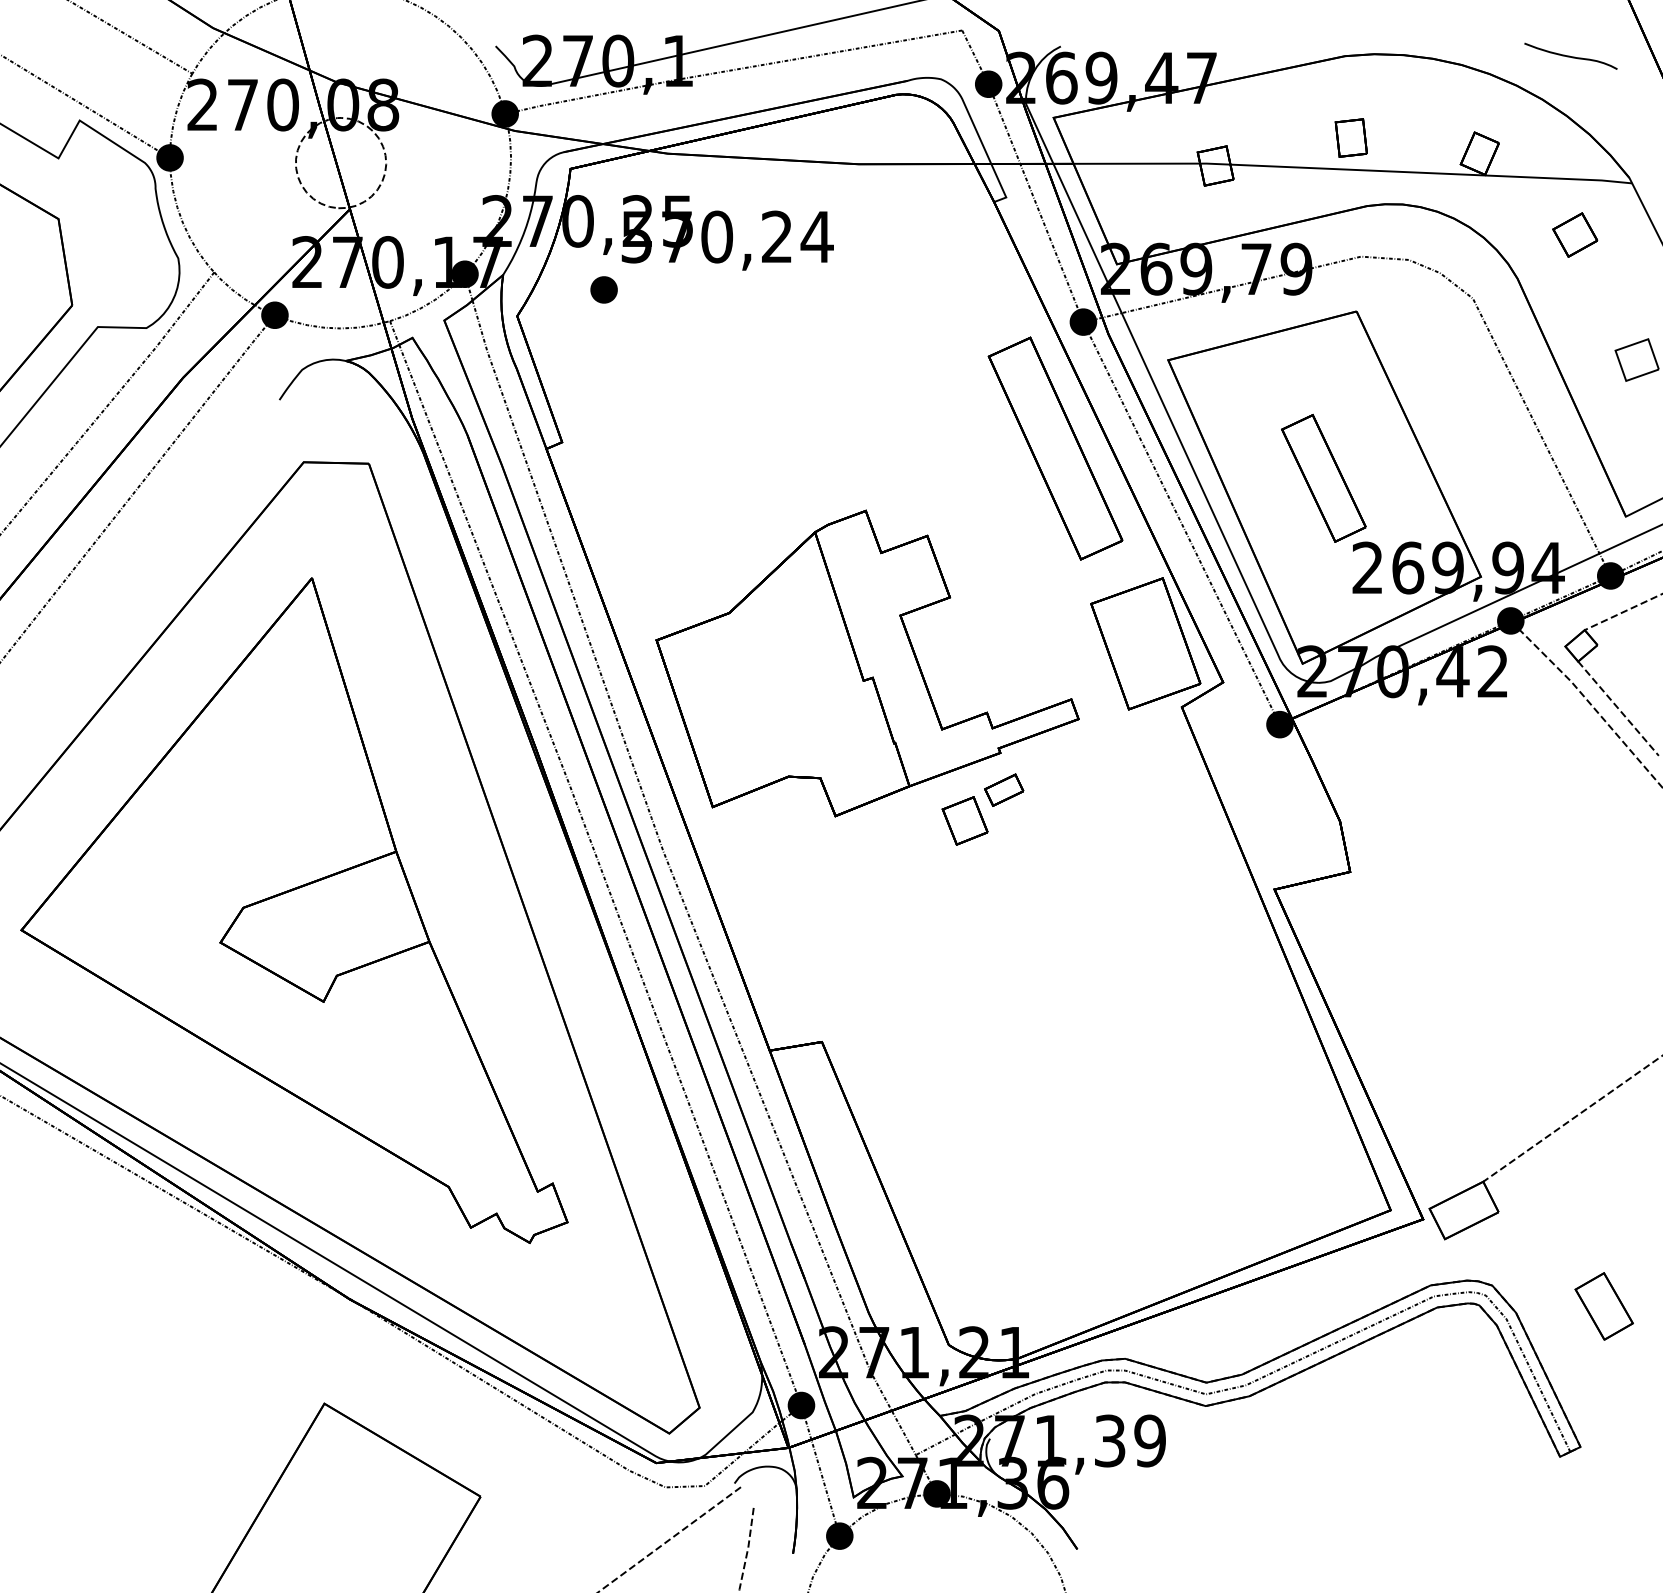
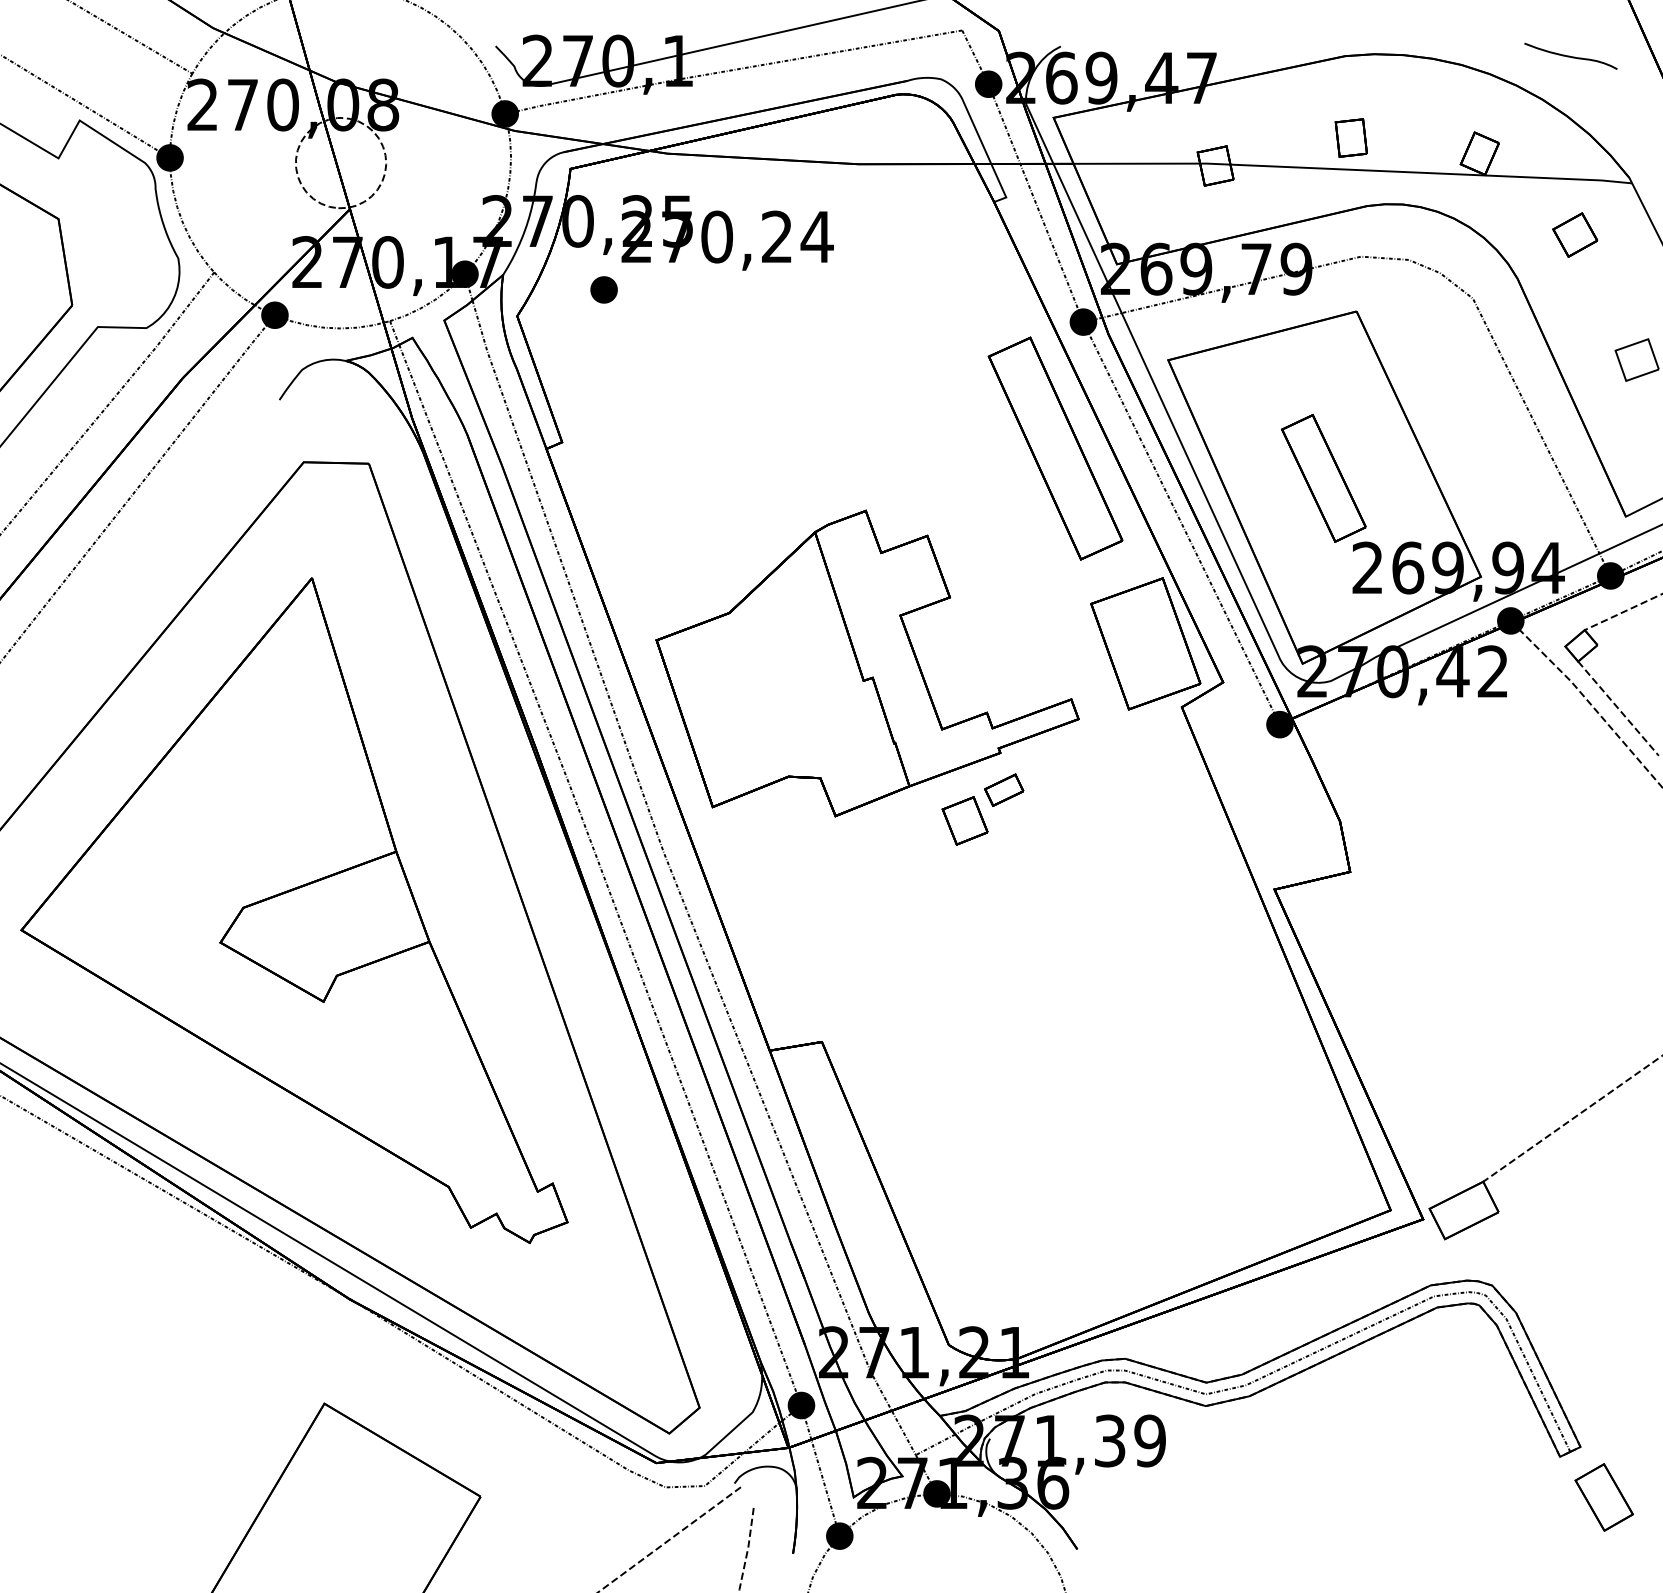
text: 570,24 -> 270,24 (636, 236)
part position: (1603, 1306) -> (1603, 1497) (1603, 1497)
